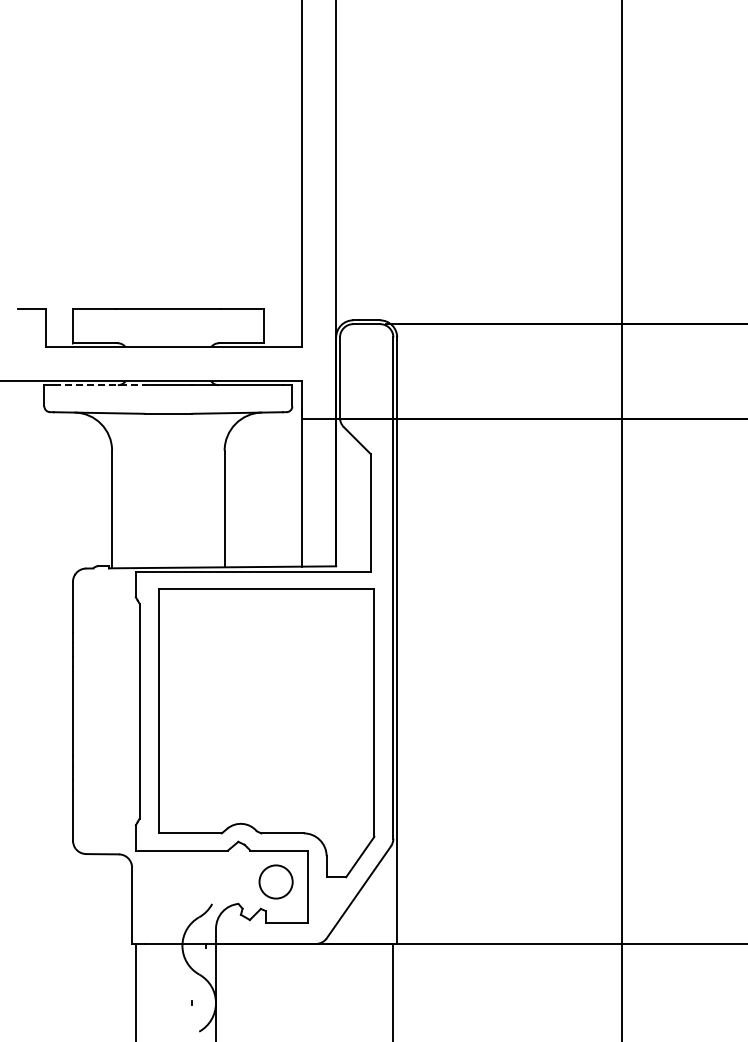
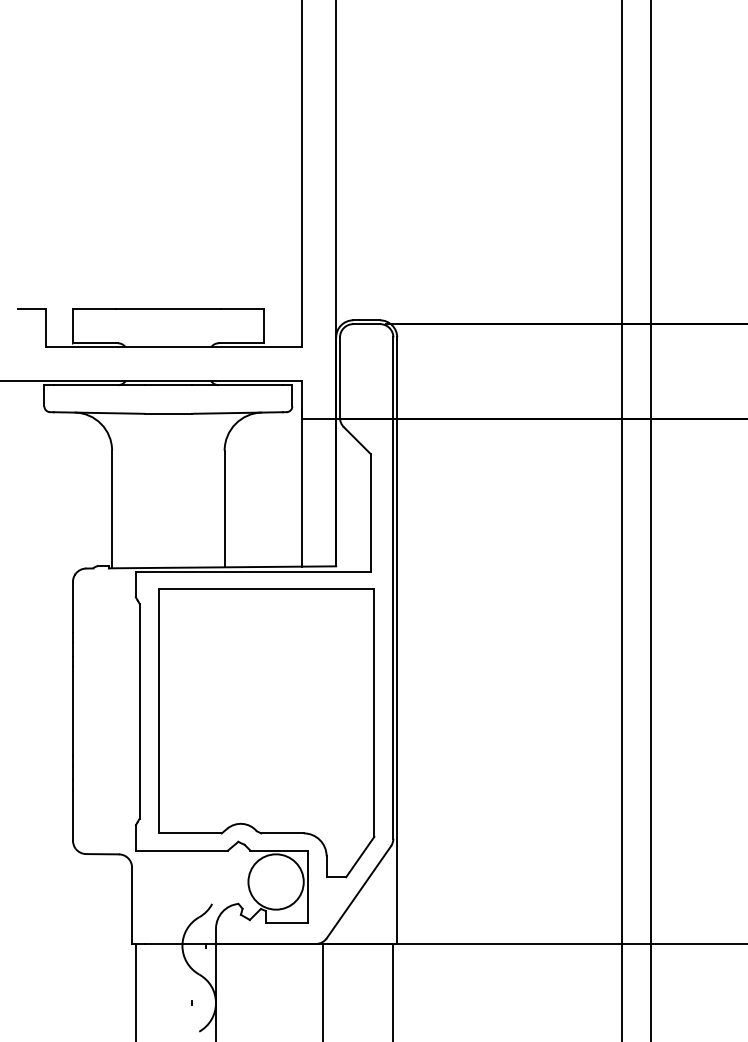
line: dashed -> solid (99, 385)
line: none -> present (650, 520)
circle diameter: 33 px -> 55 px (275, 881)
line: none -> present (322, 990)
